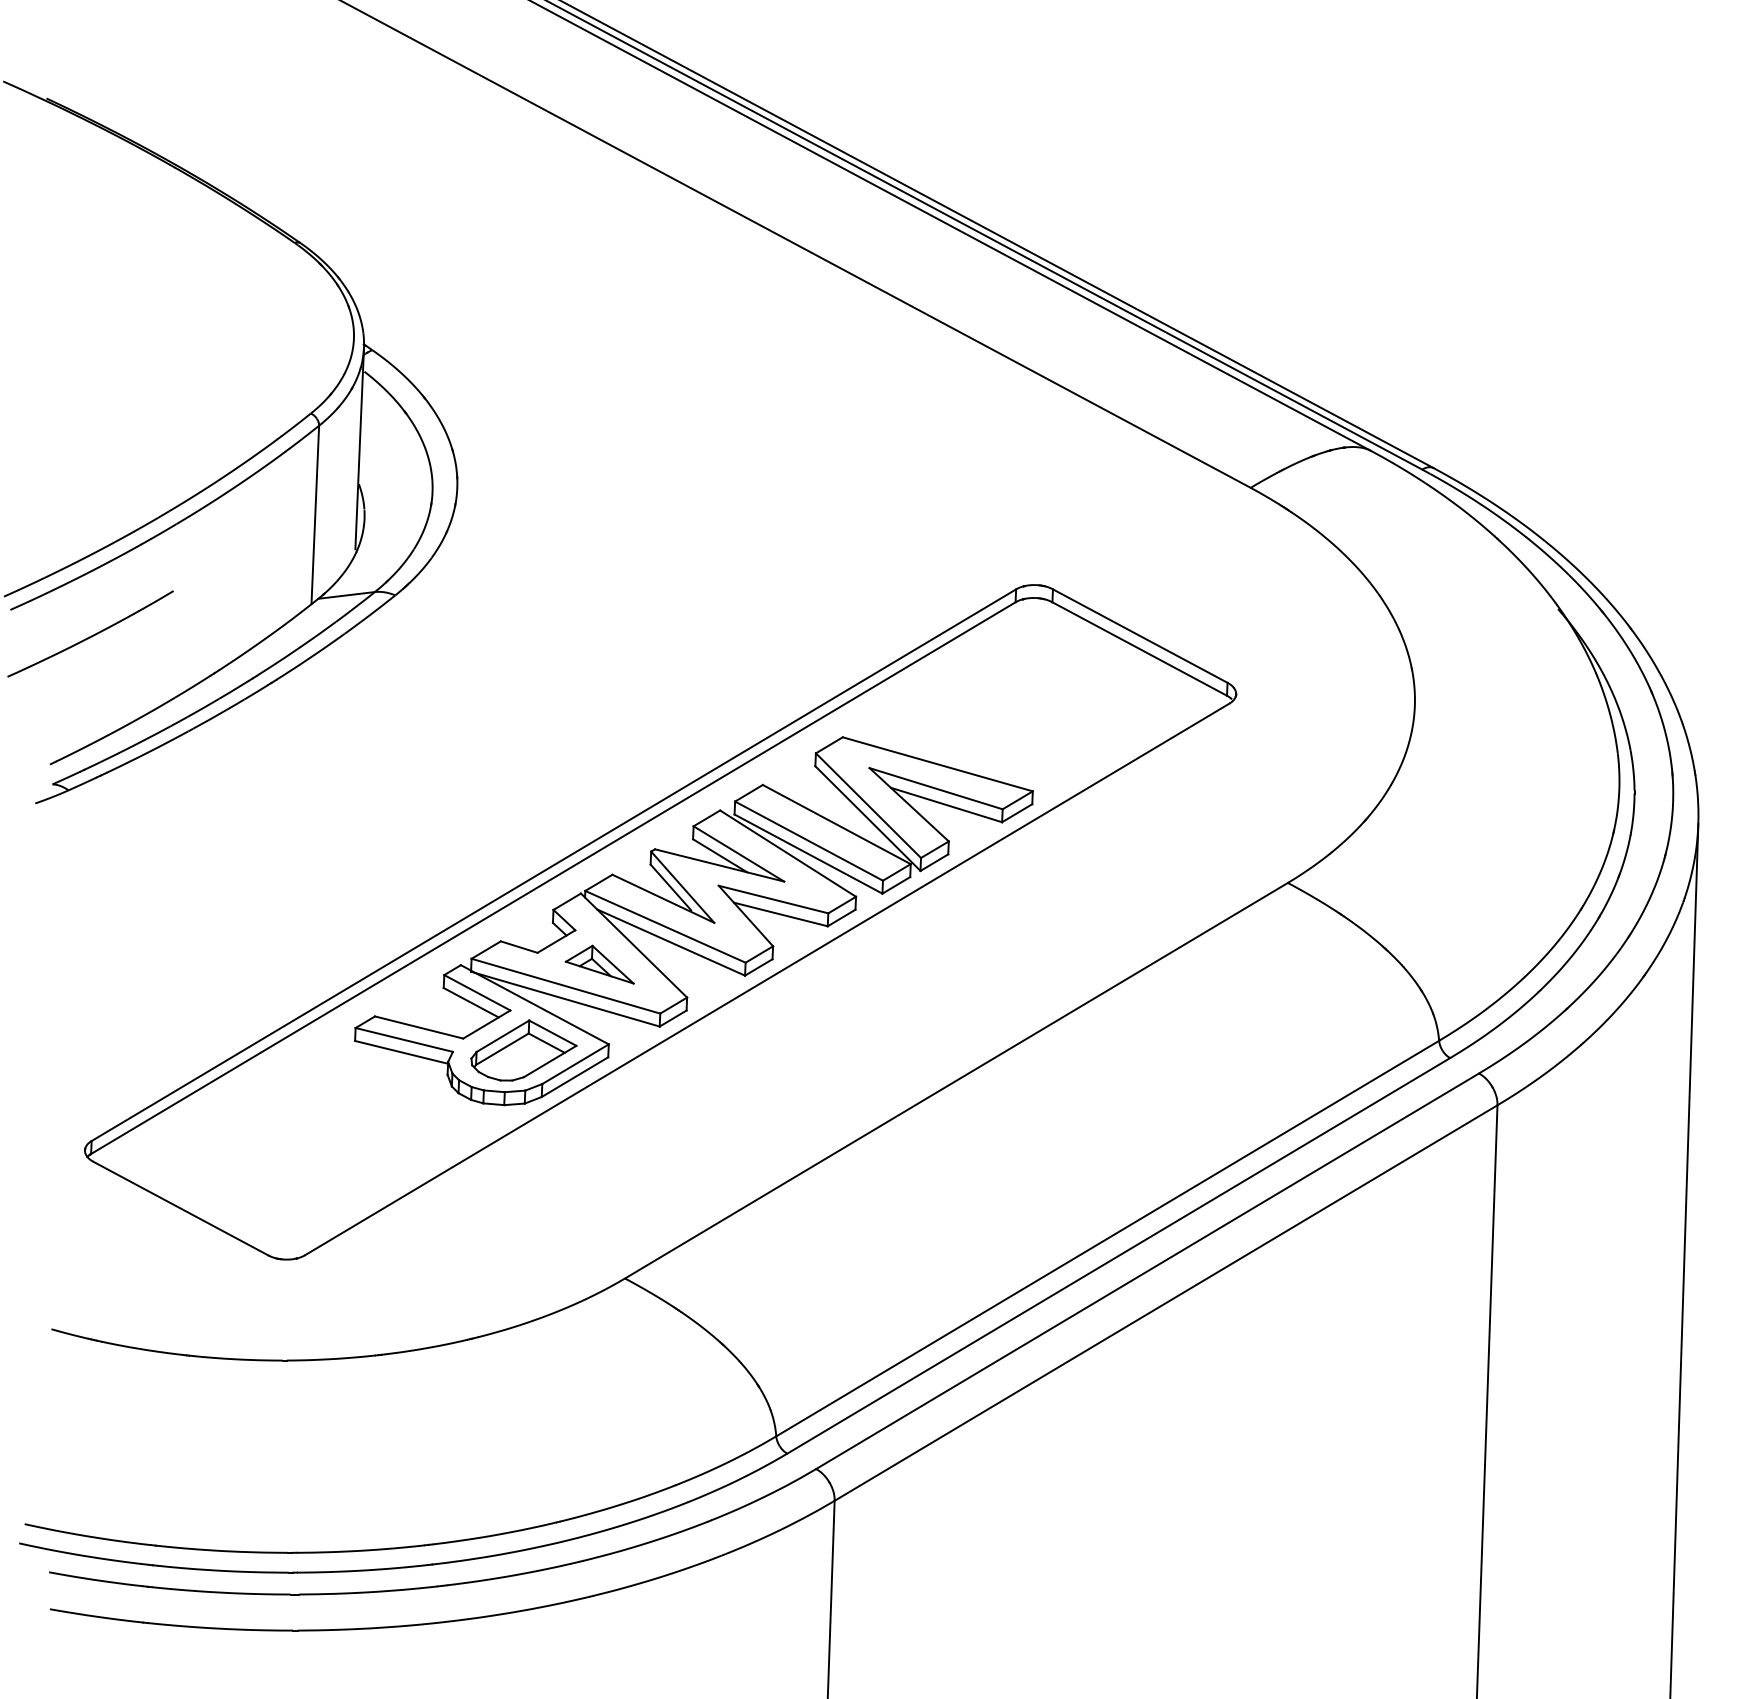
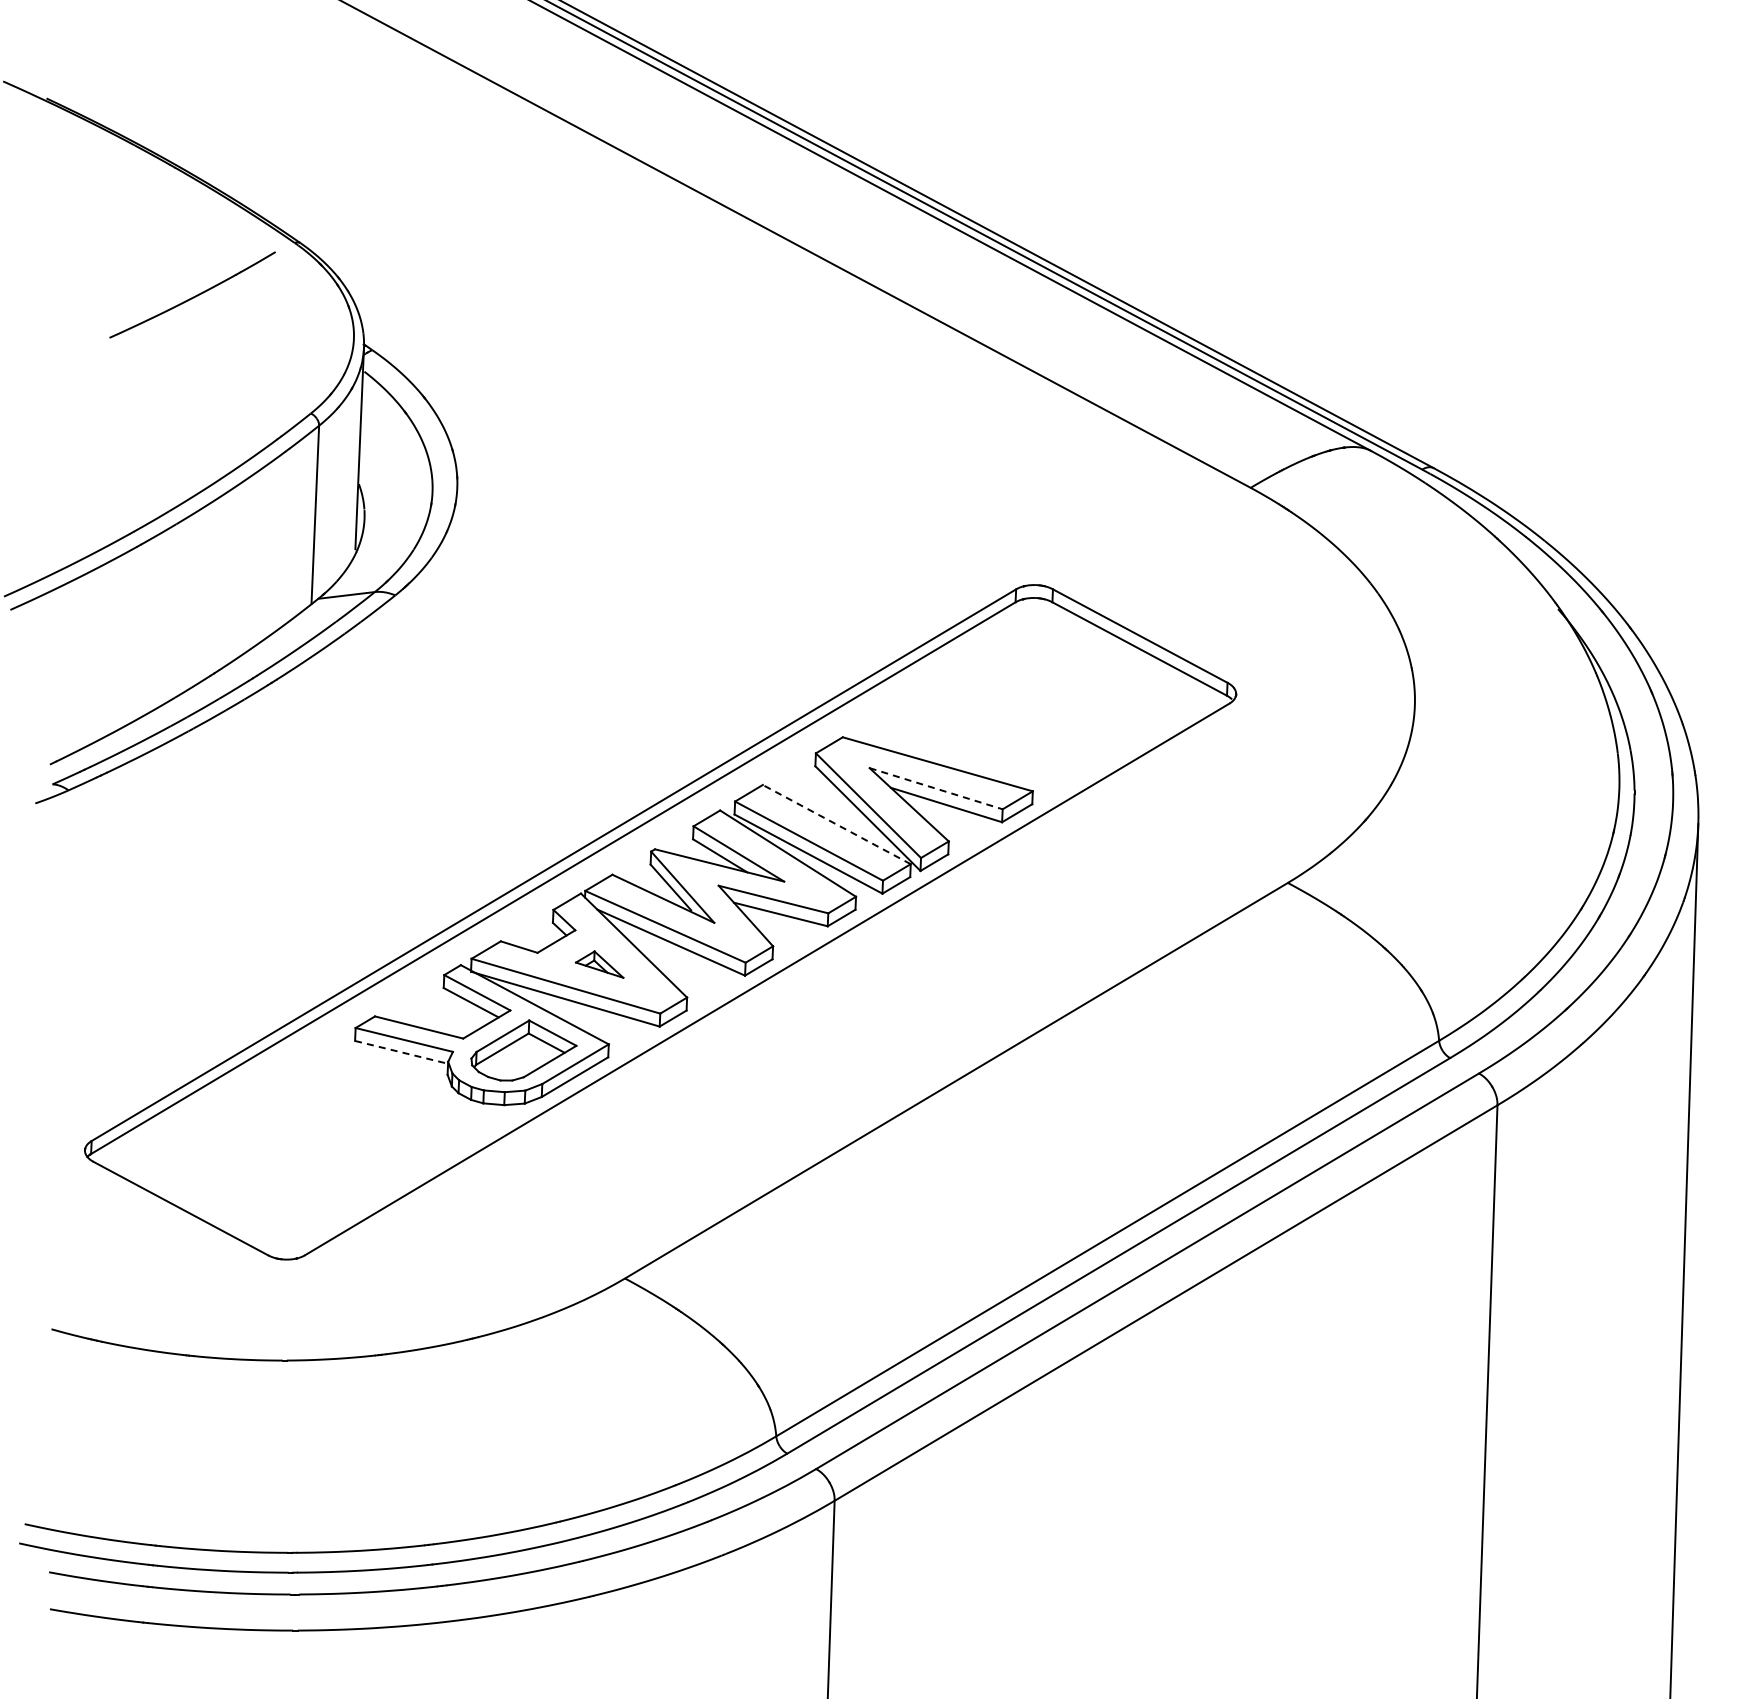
part position: (90, 633) -> (192, 294) (192, 294)
line: solid -> dashed (936, 788)
line: solid -> dashed (836, 824)
part size: 71x41 px -> 51x29 px (599, 964)
line: solid -> dashed (401, 1052)
